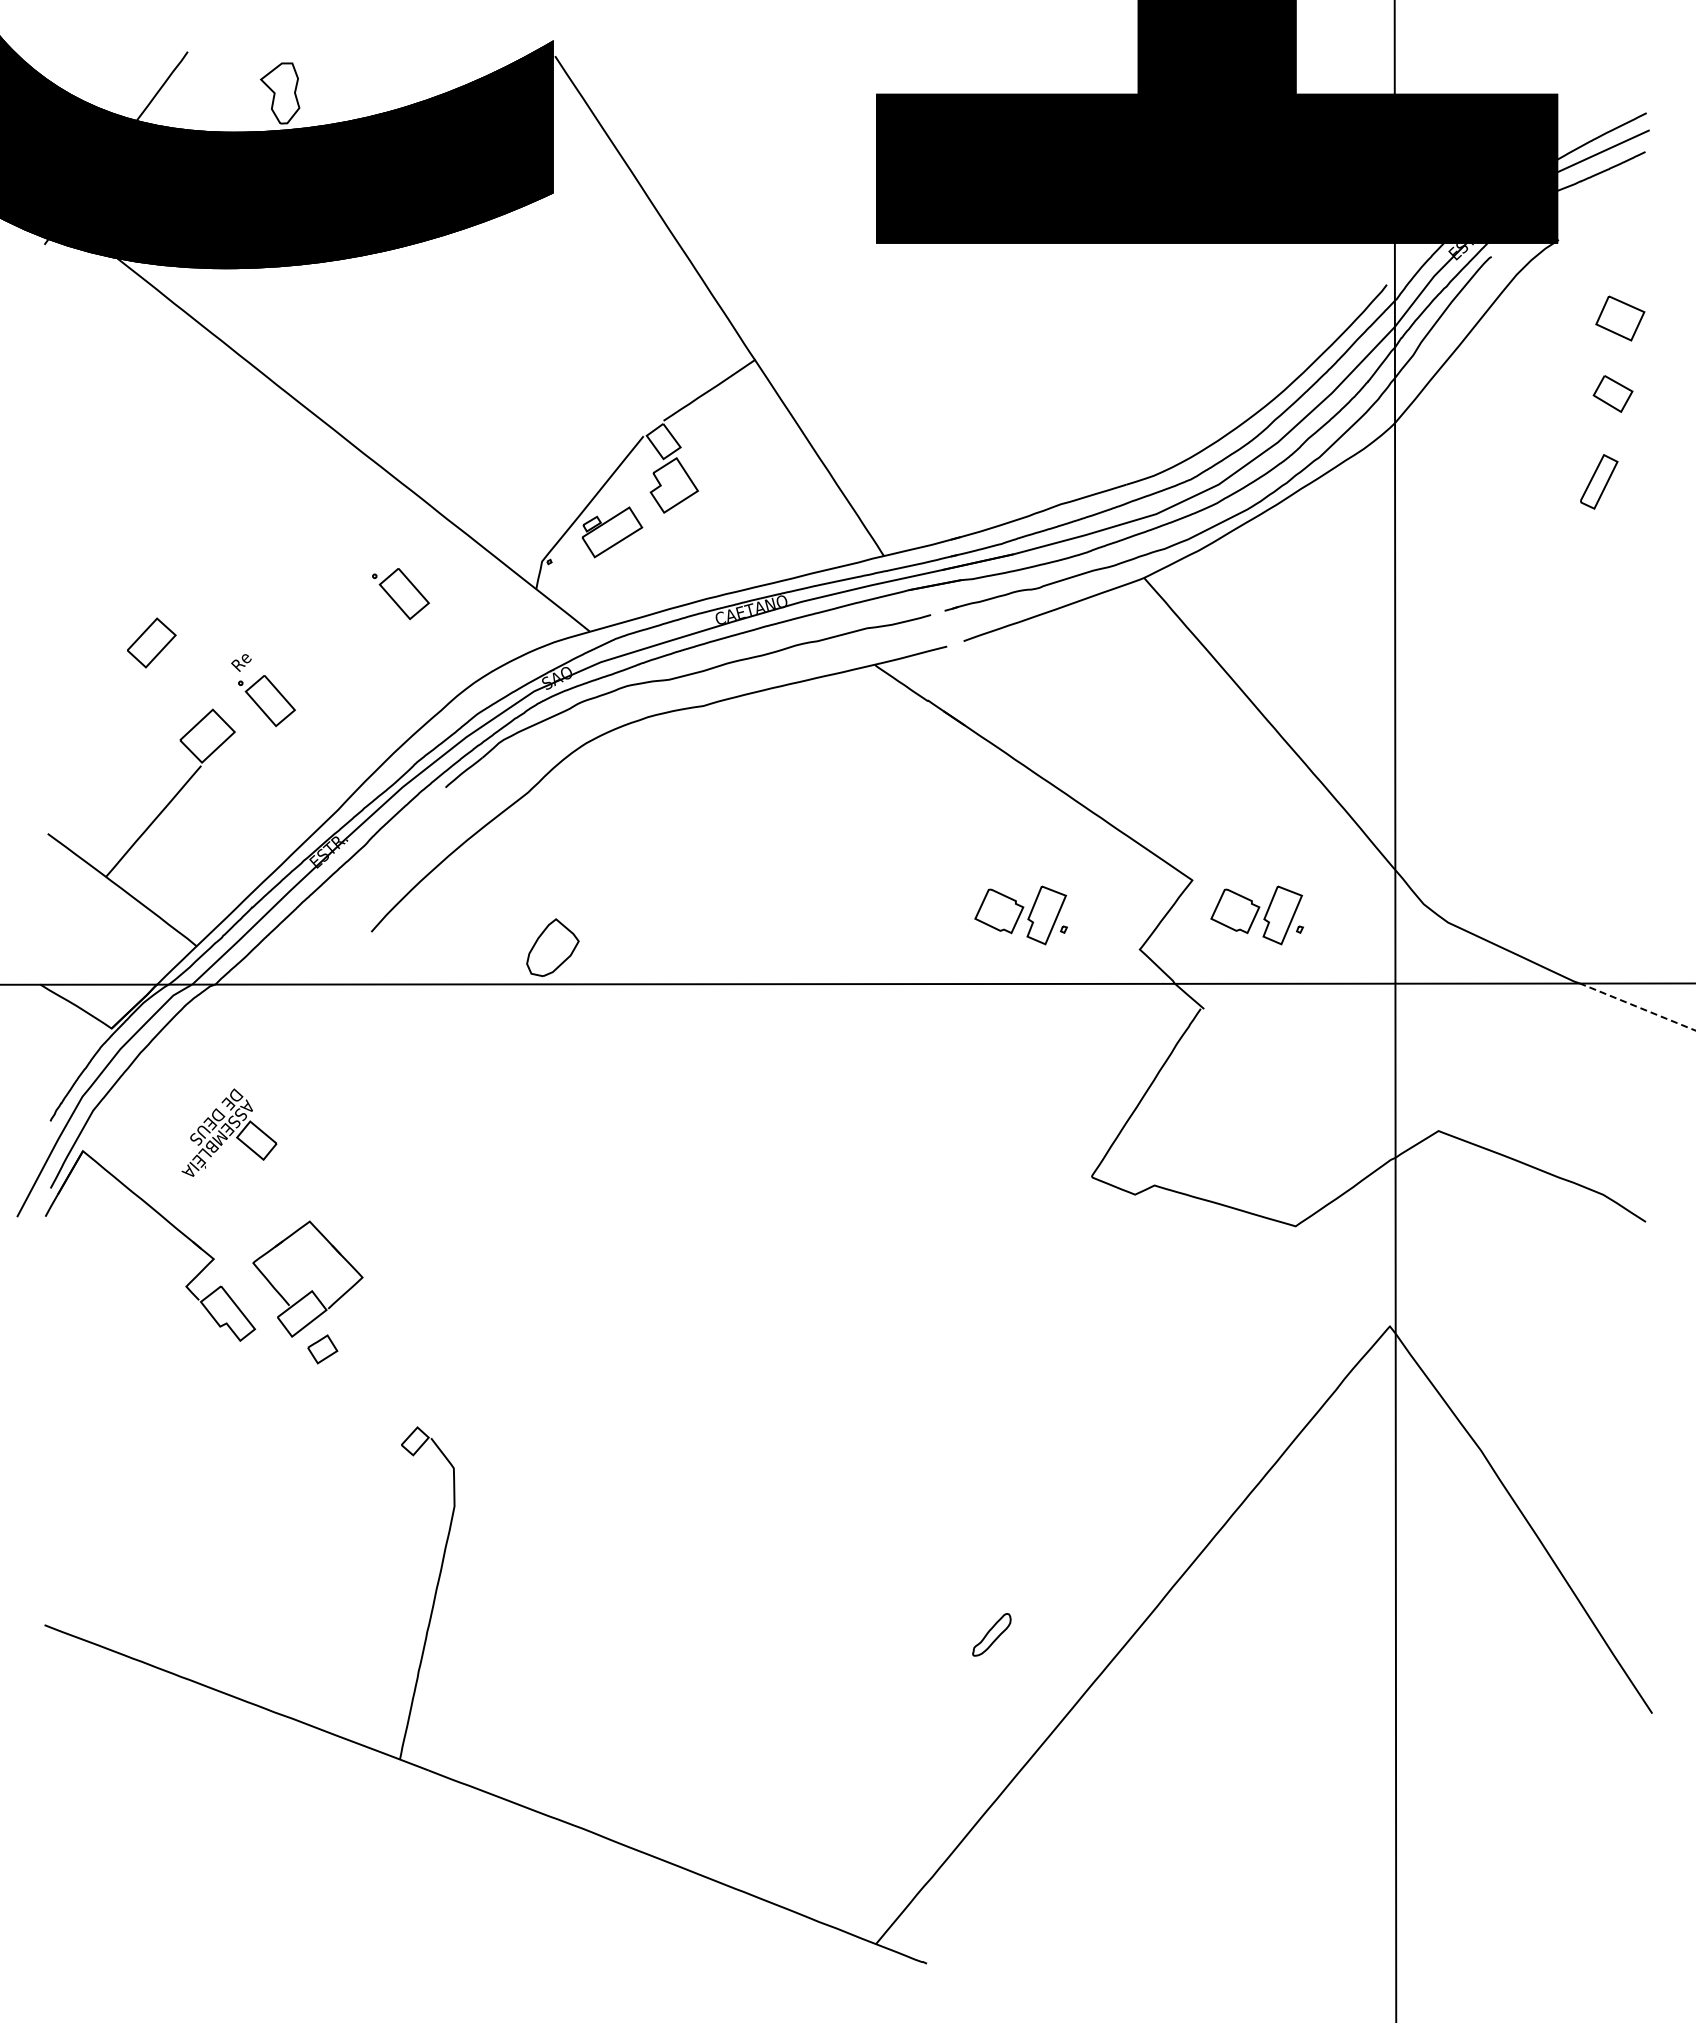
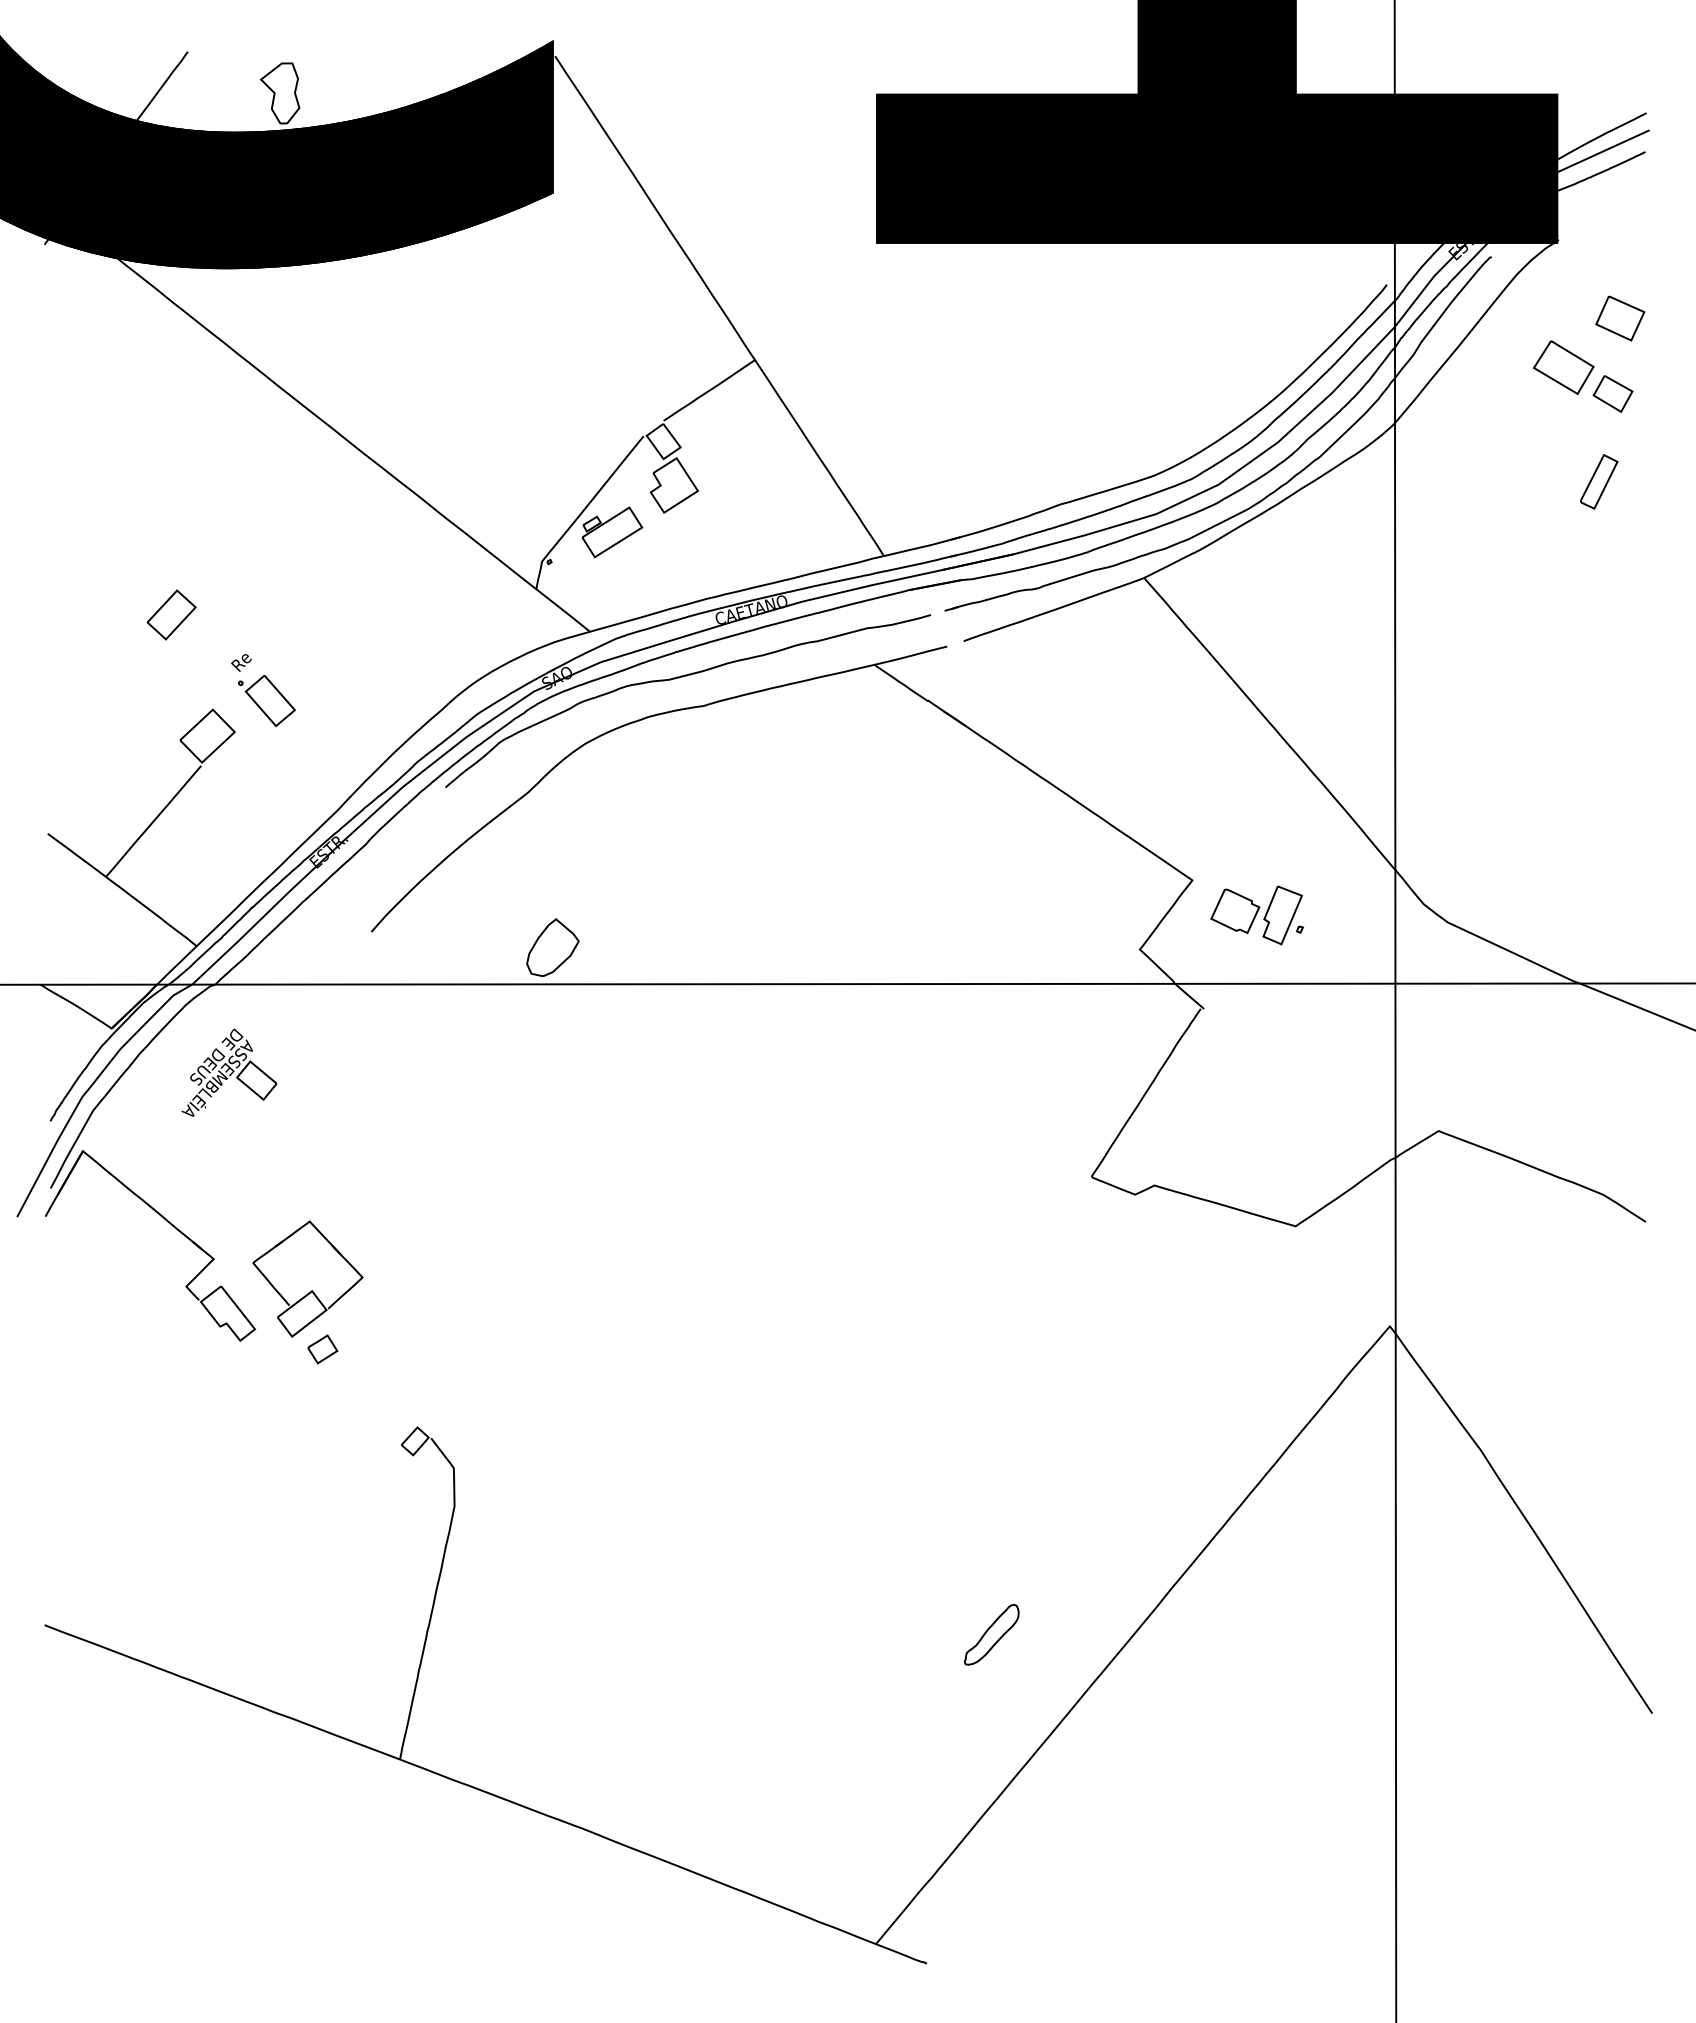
part: none -> present (1563, 367)
part: present -> none (400, 593)
part position: (151, 642) -> (171, 614) (171, 614)
part: present -> none (1020, 915)
line: dashed -> solid (1637, 1006)
part position: (229, 1132) -> (229, 1072) (229, 1072)
part size: 40x44 px -> 56x62 px (991, 1634)
